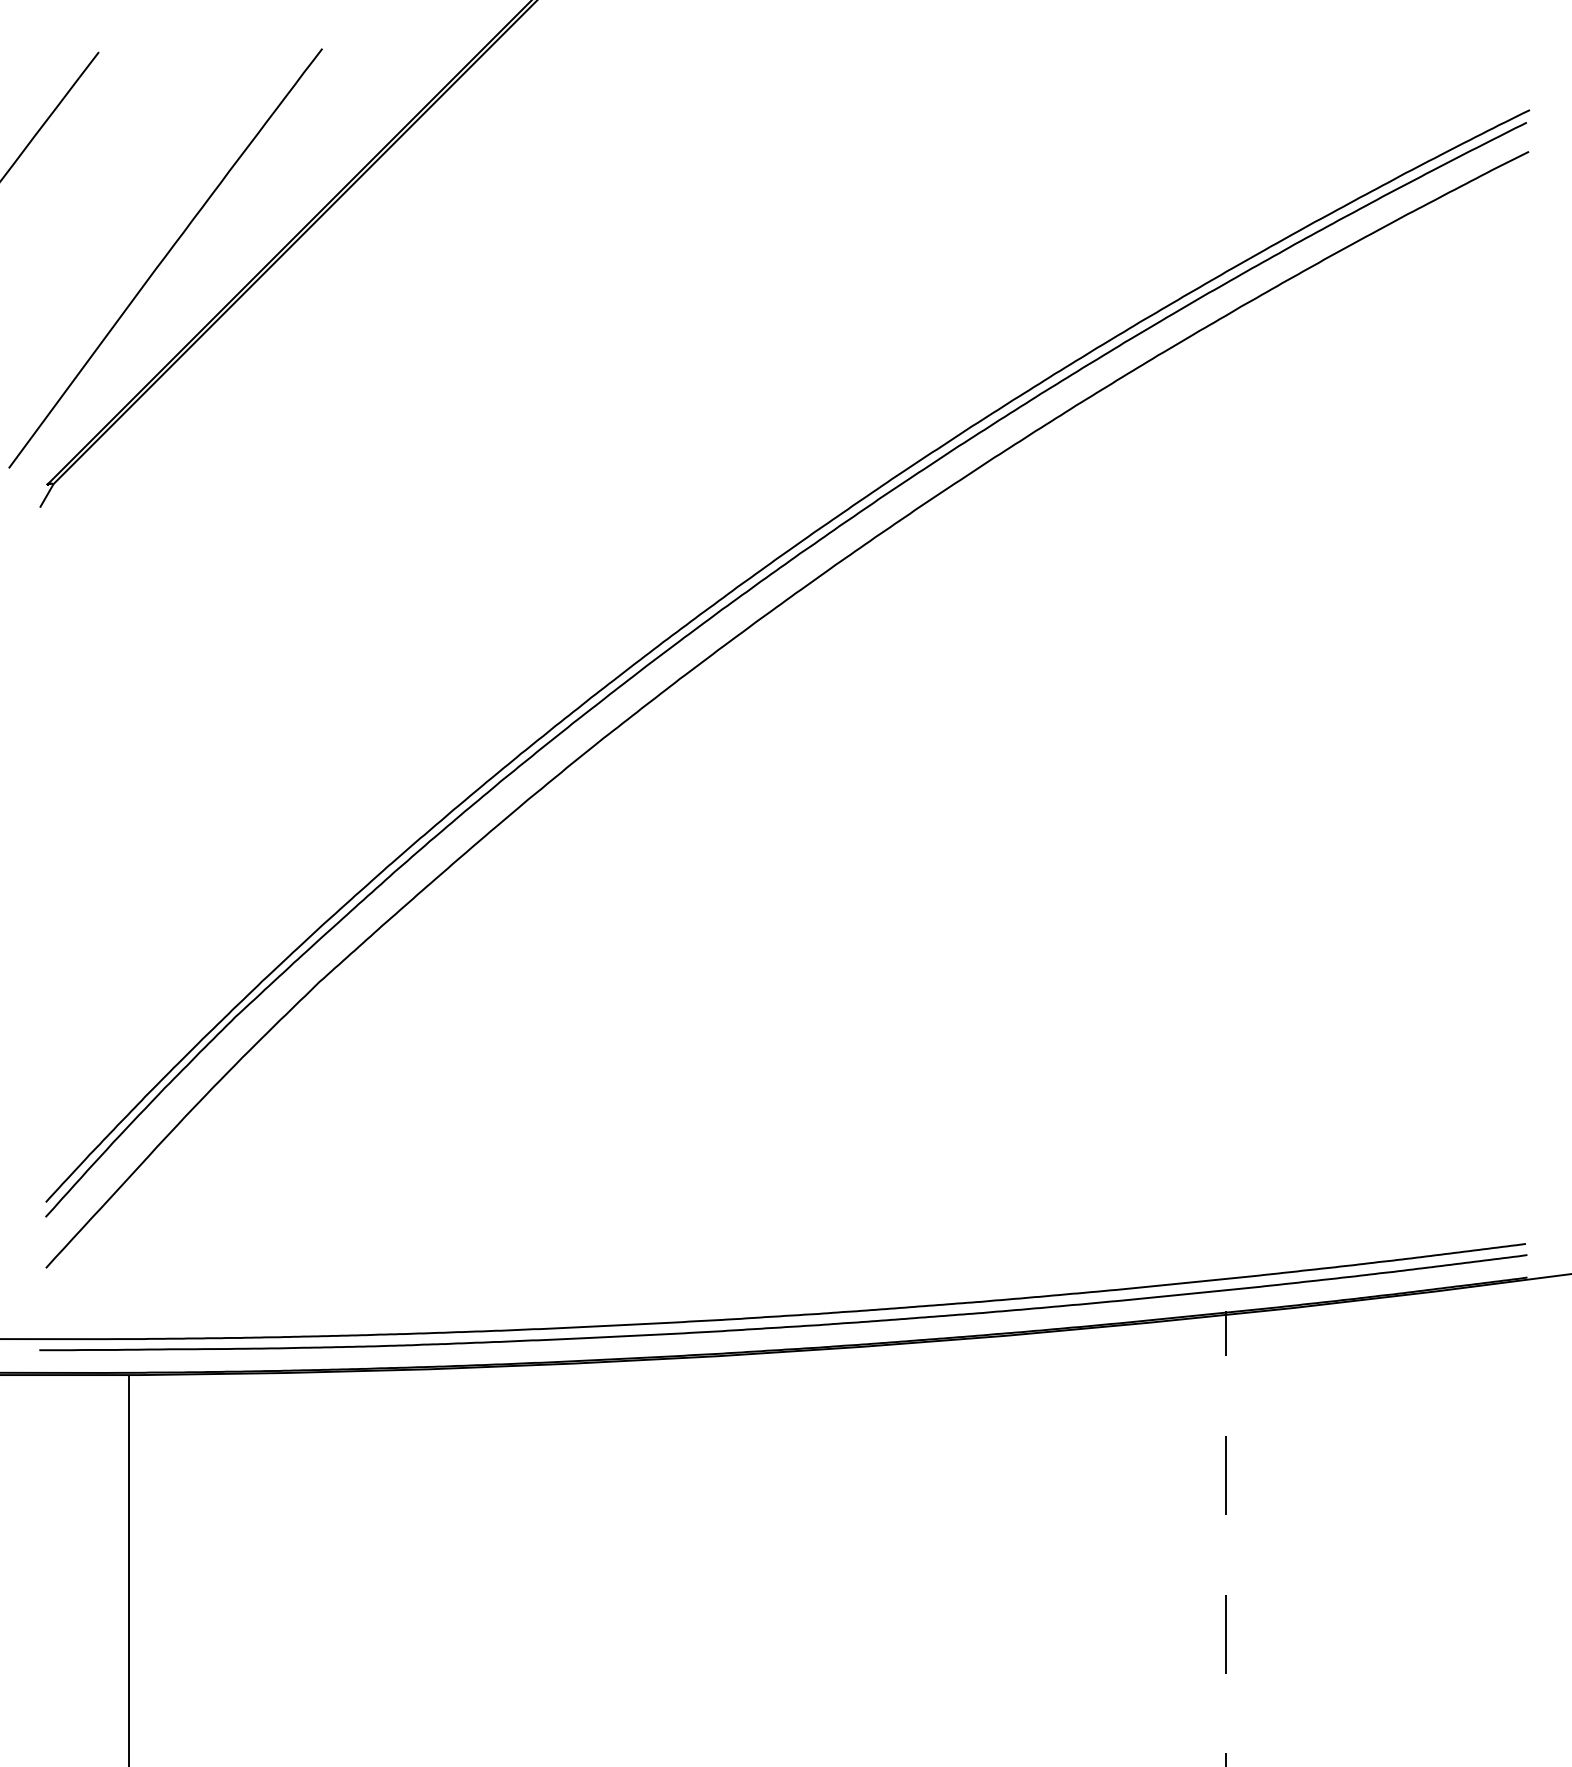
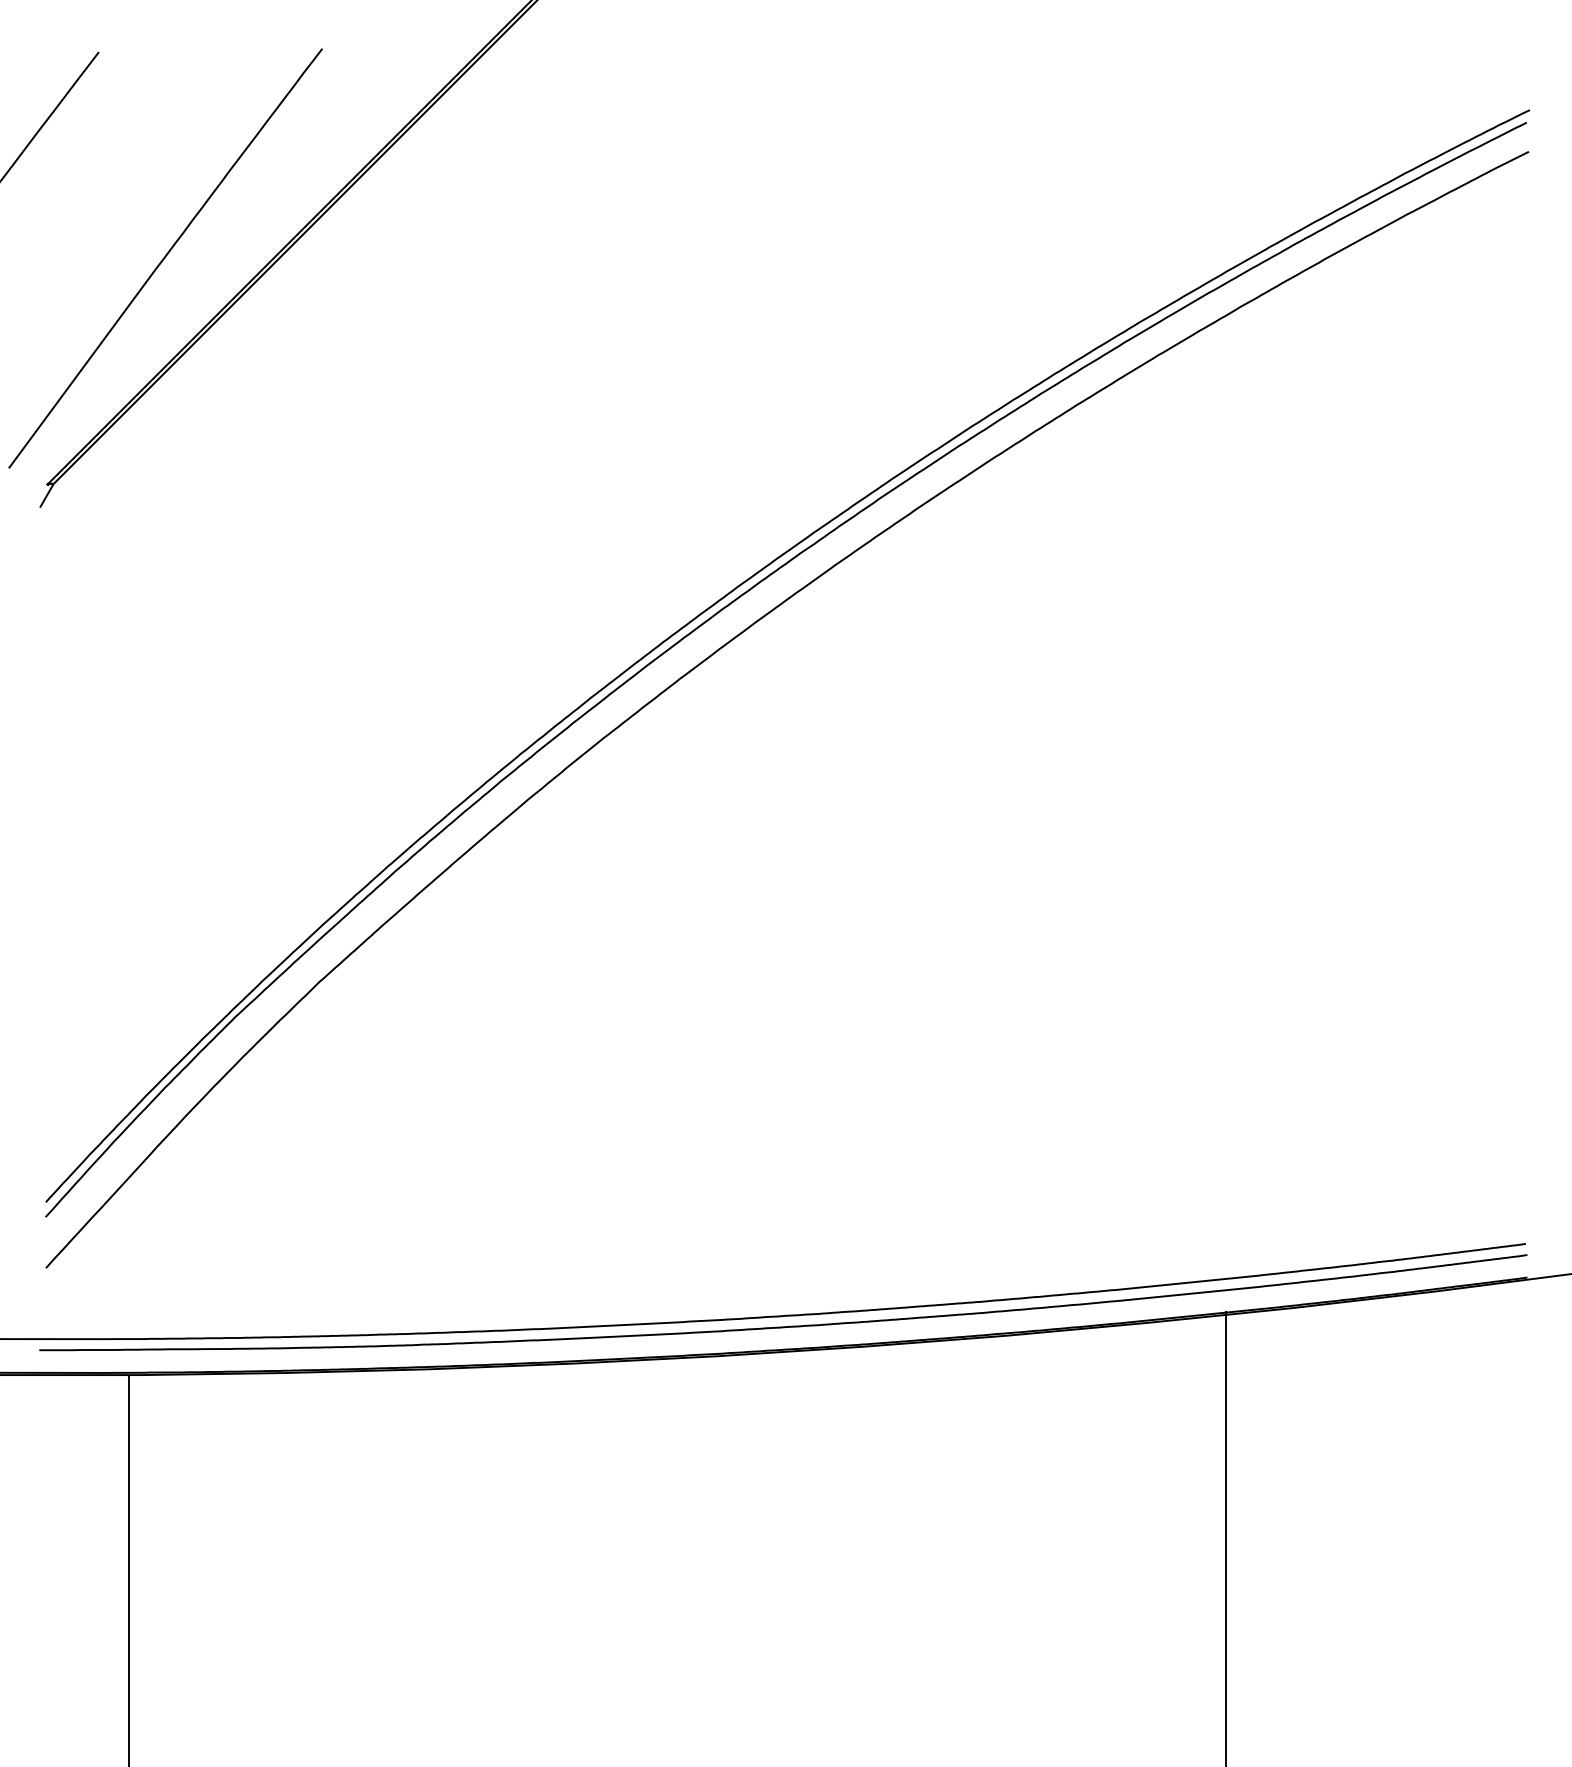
line: dashed -> solid (1225, 1538)
